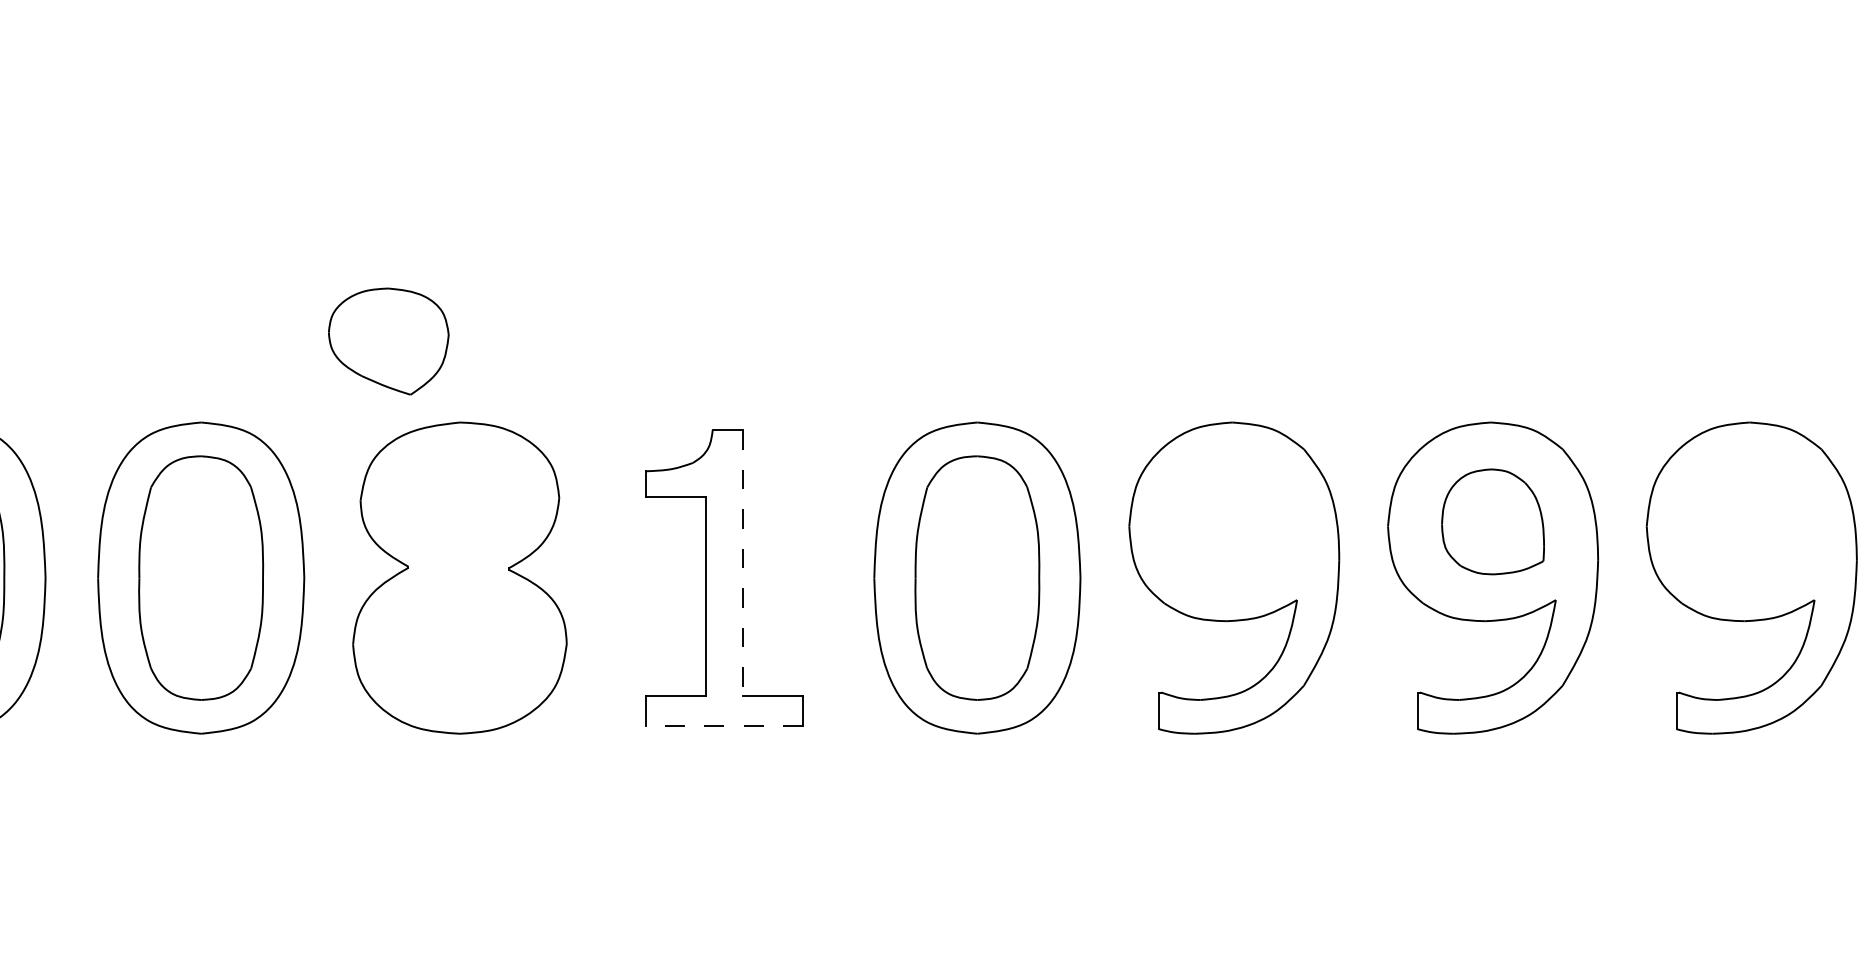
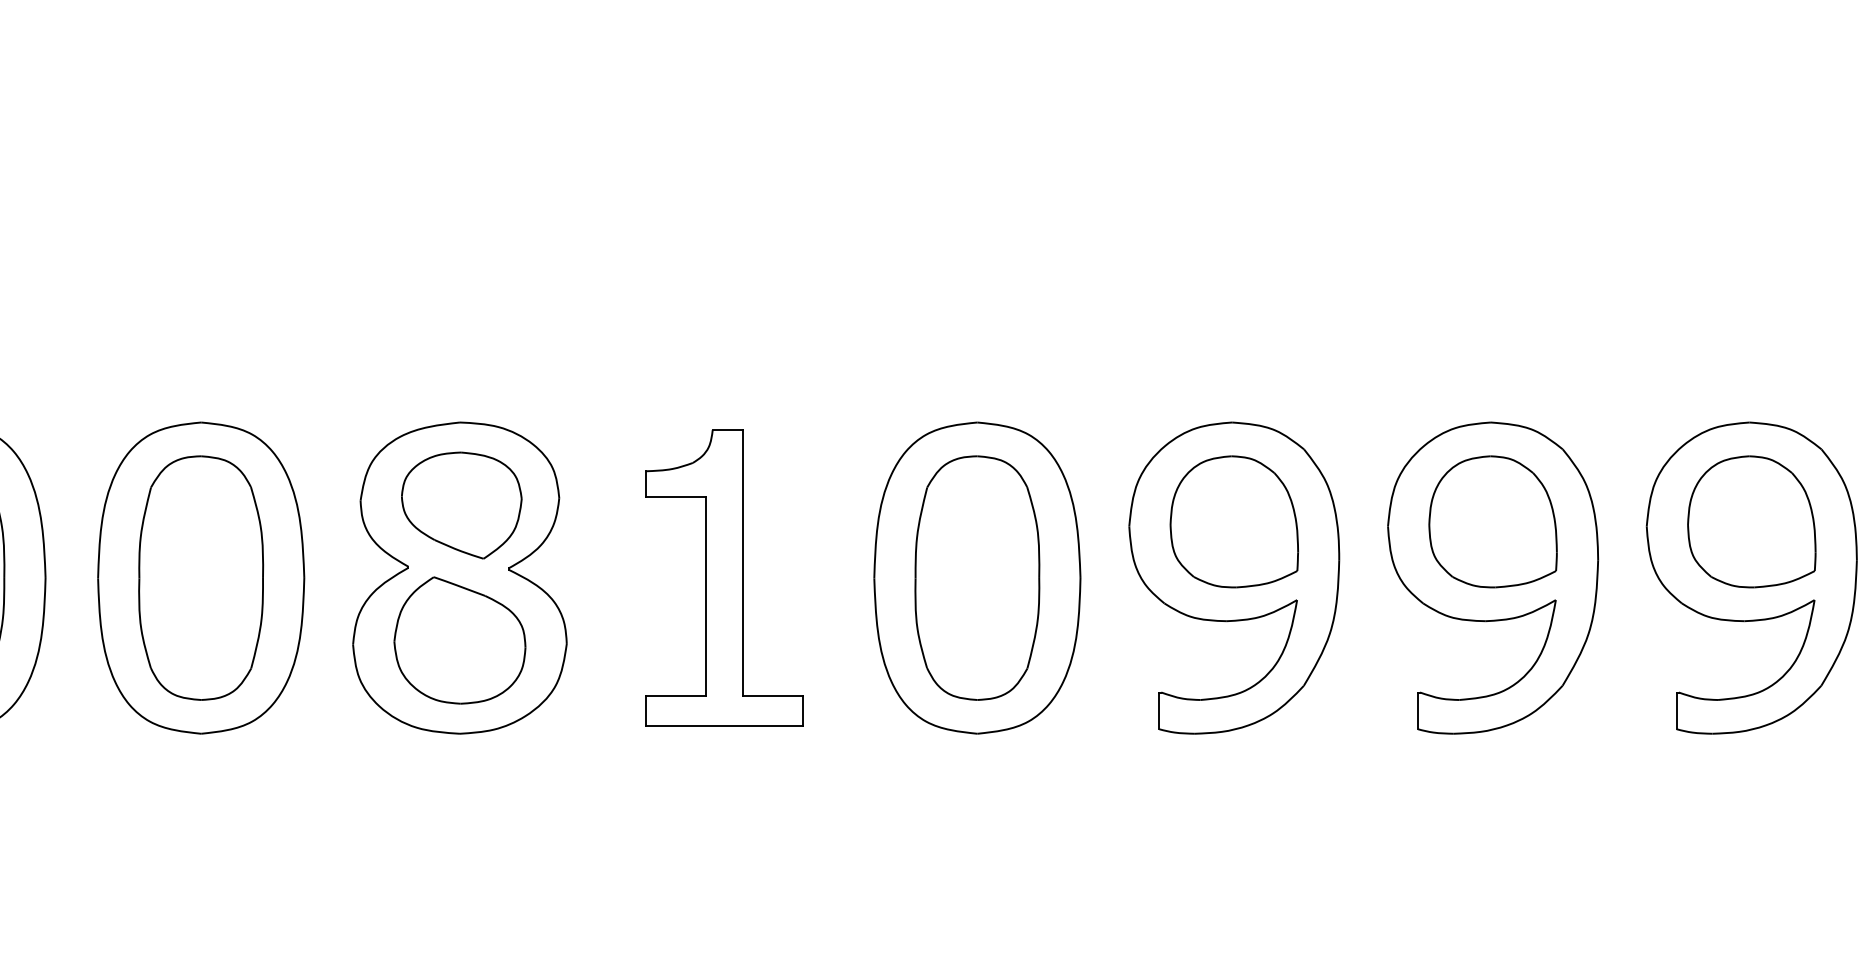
part position: (388, 341) -> (461, 505) (461, 505)
part: none -> present (1233, 521)
part size: 104x108 px -> 130x134 px (1492, 521)
part: none -> present (1751, 521)
line: dashed -> solid (742, 563)
part: none -> present (459, 640)
line: dashed -> solid (724, 726)
